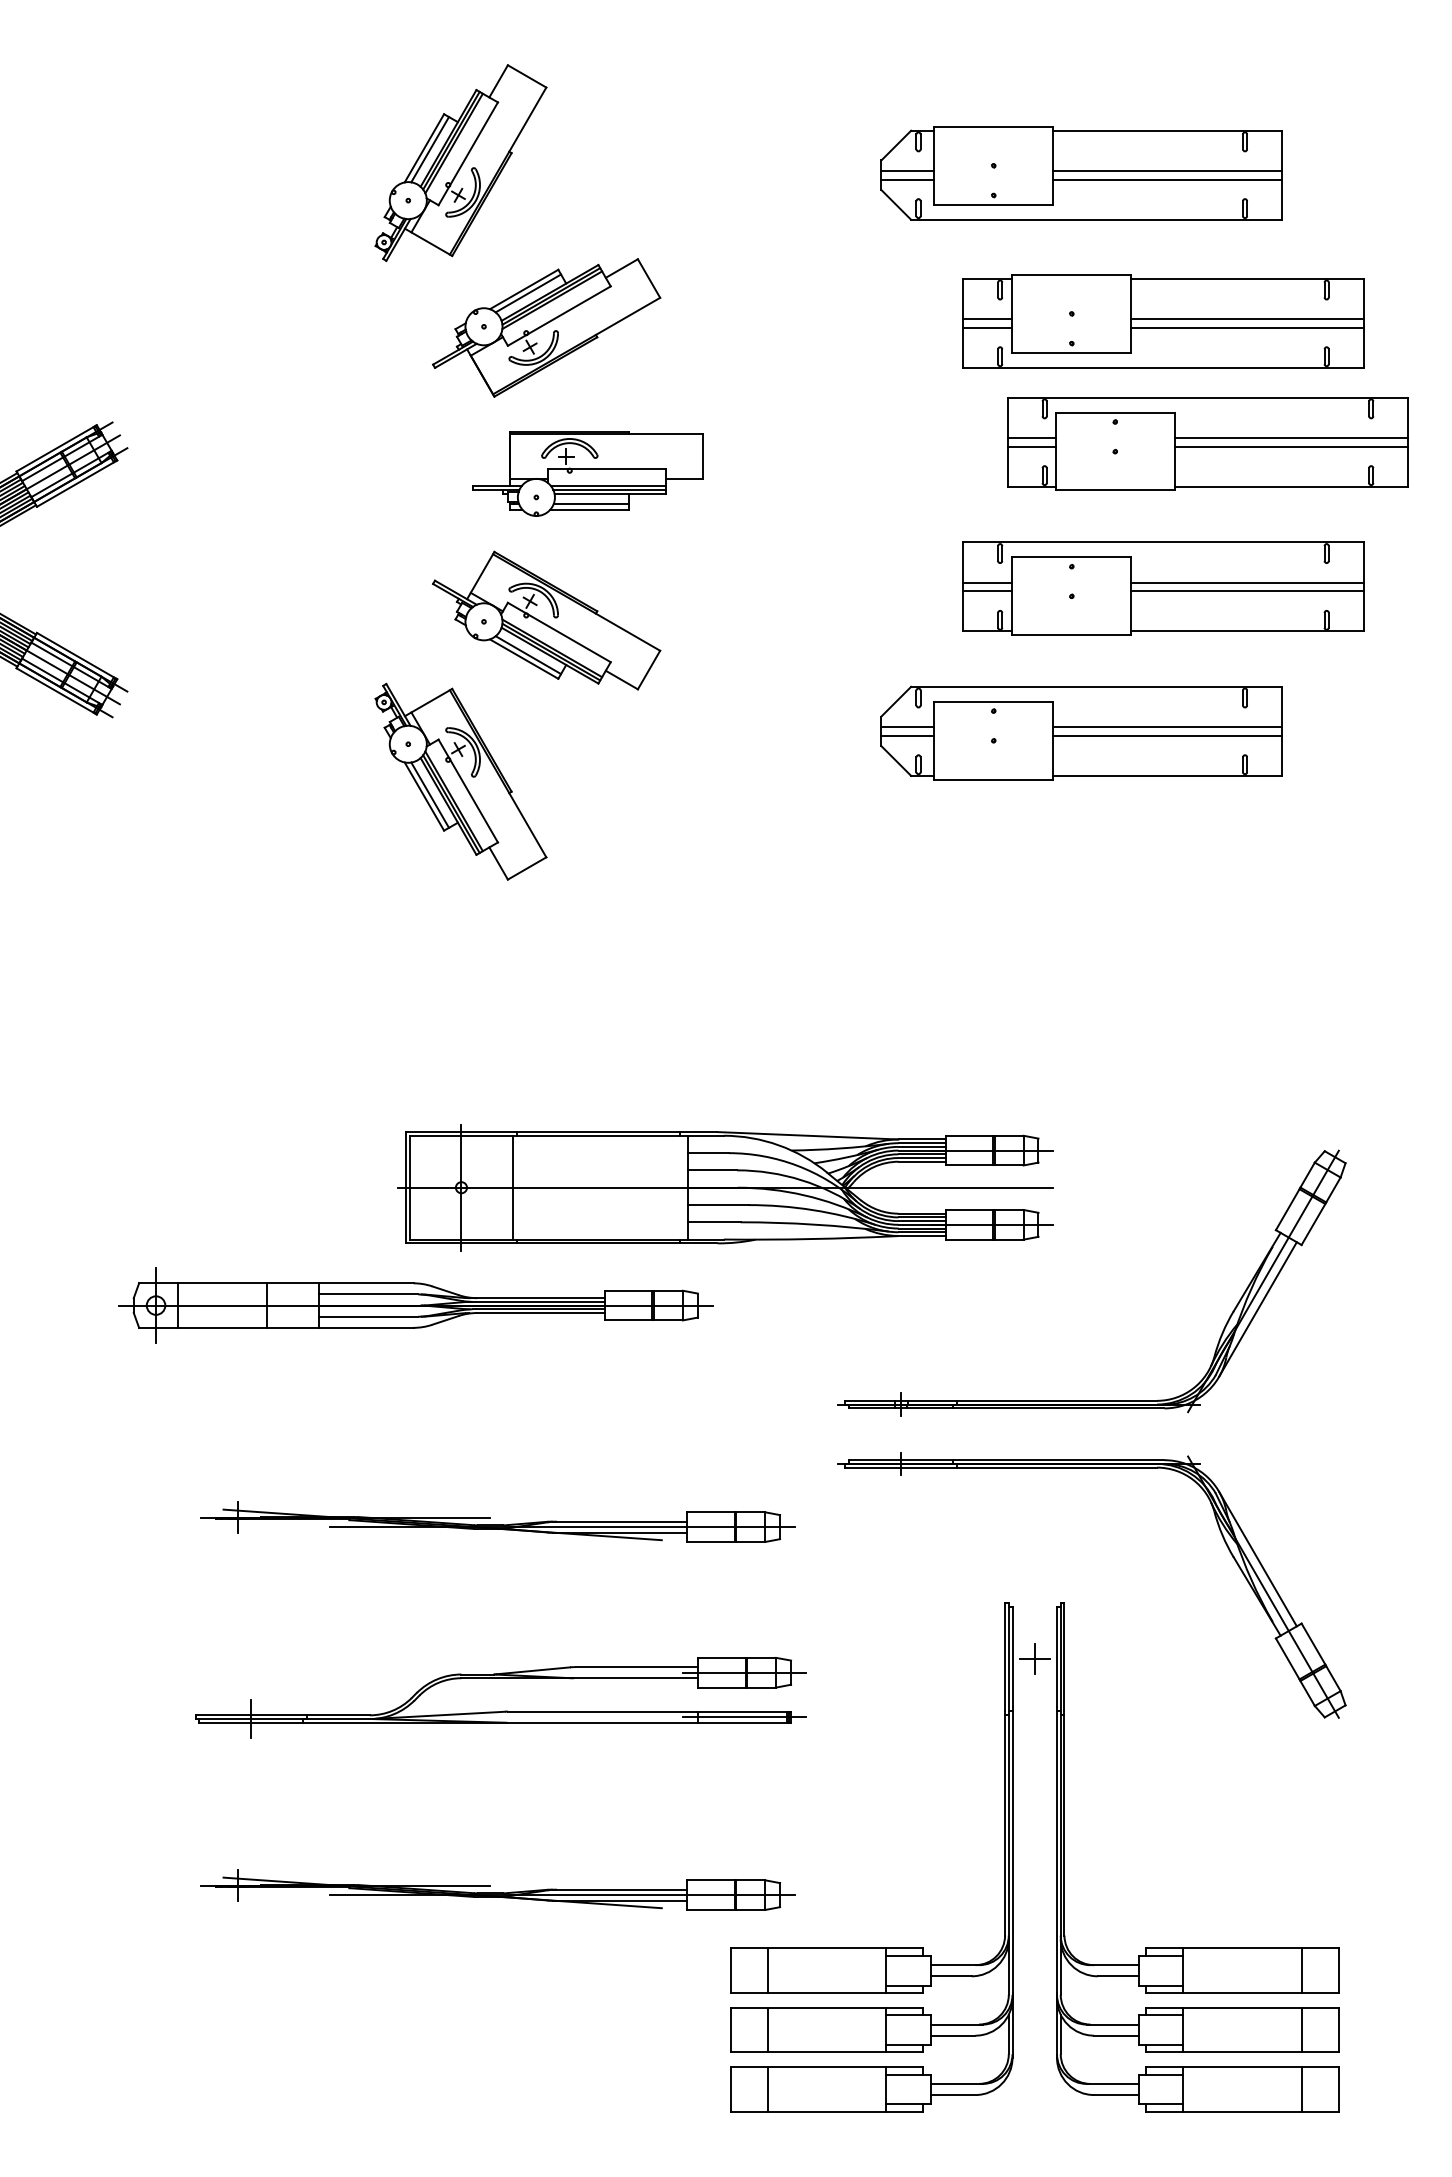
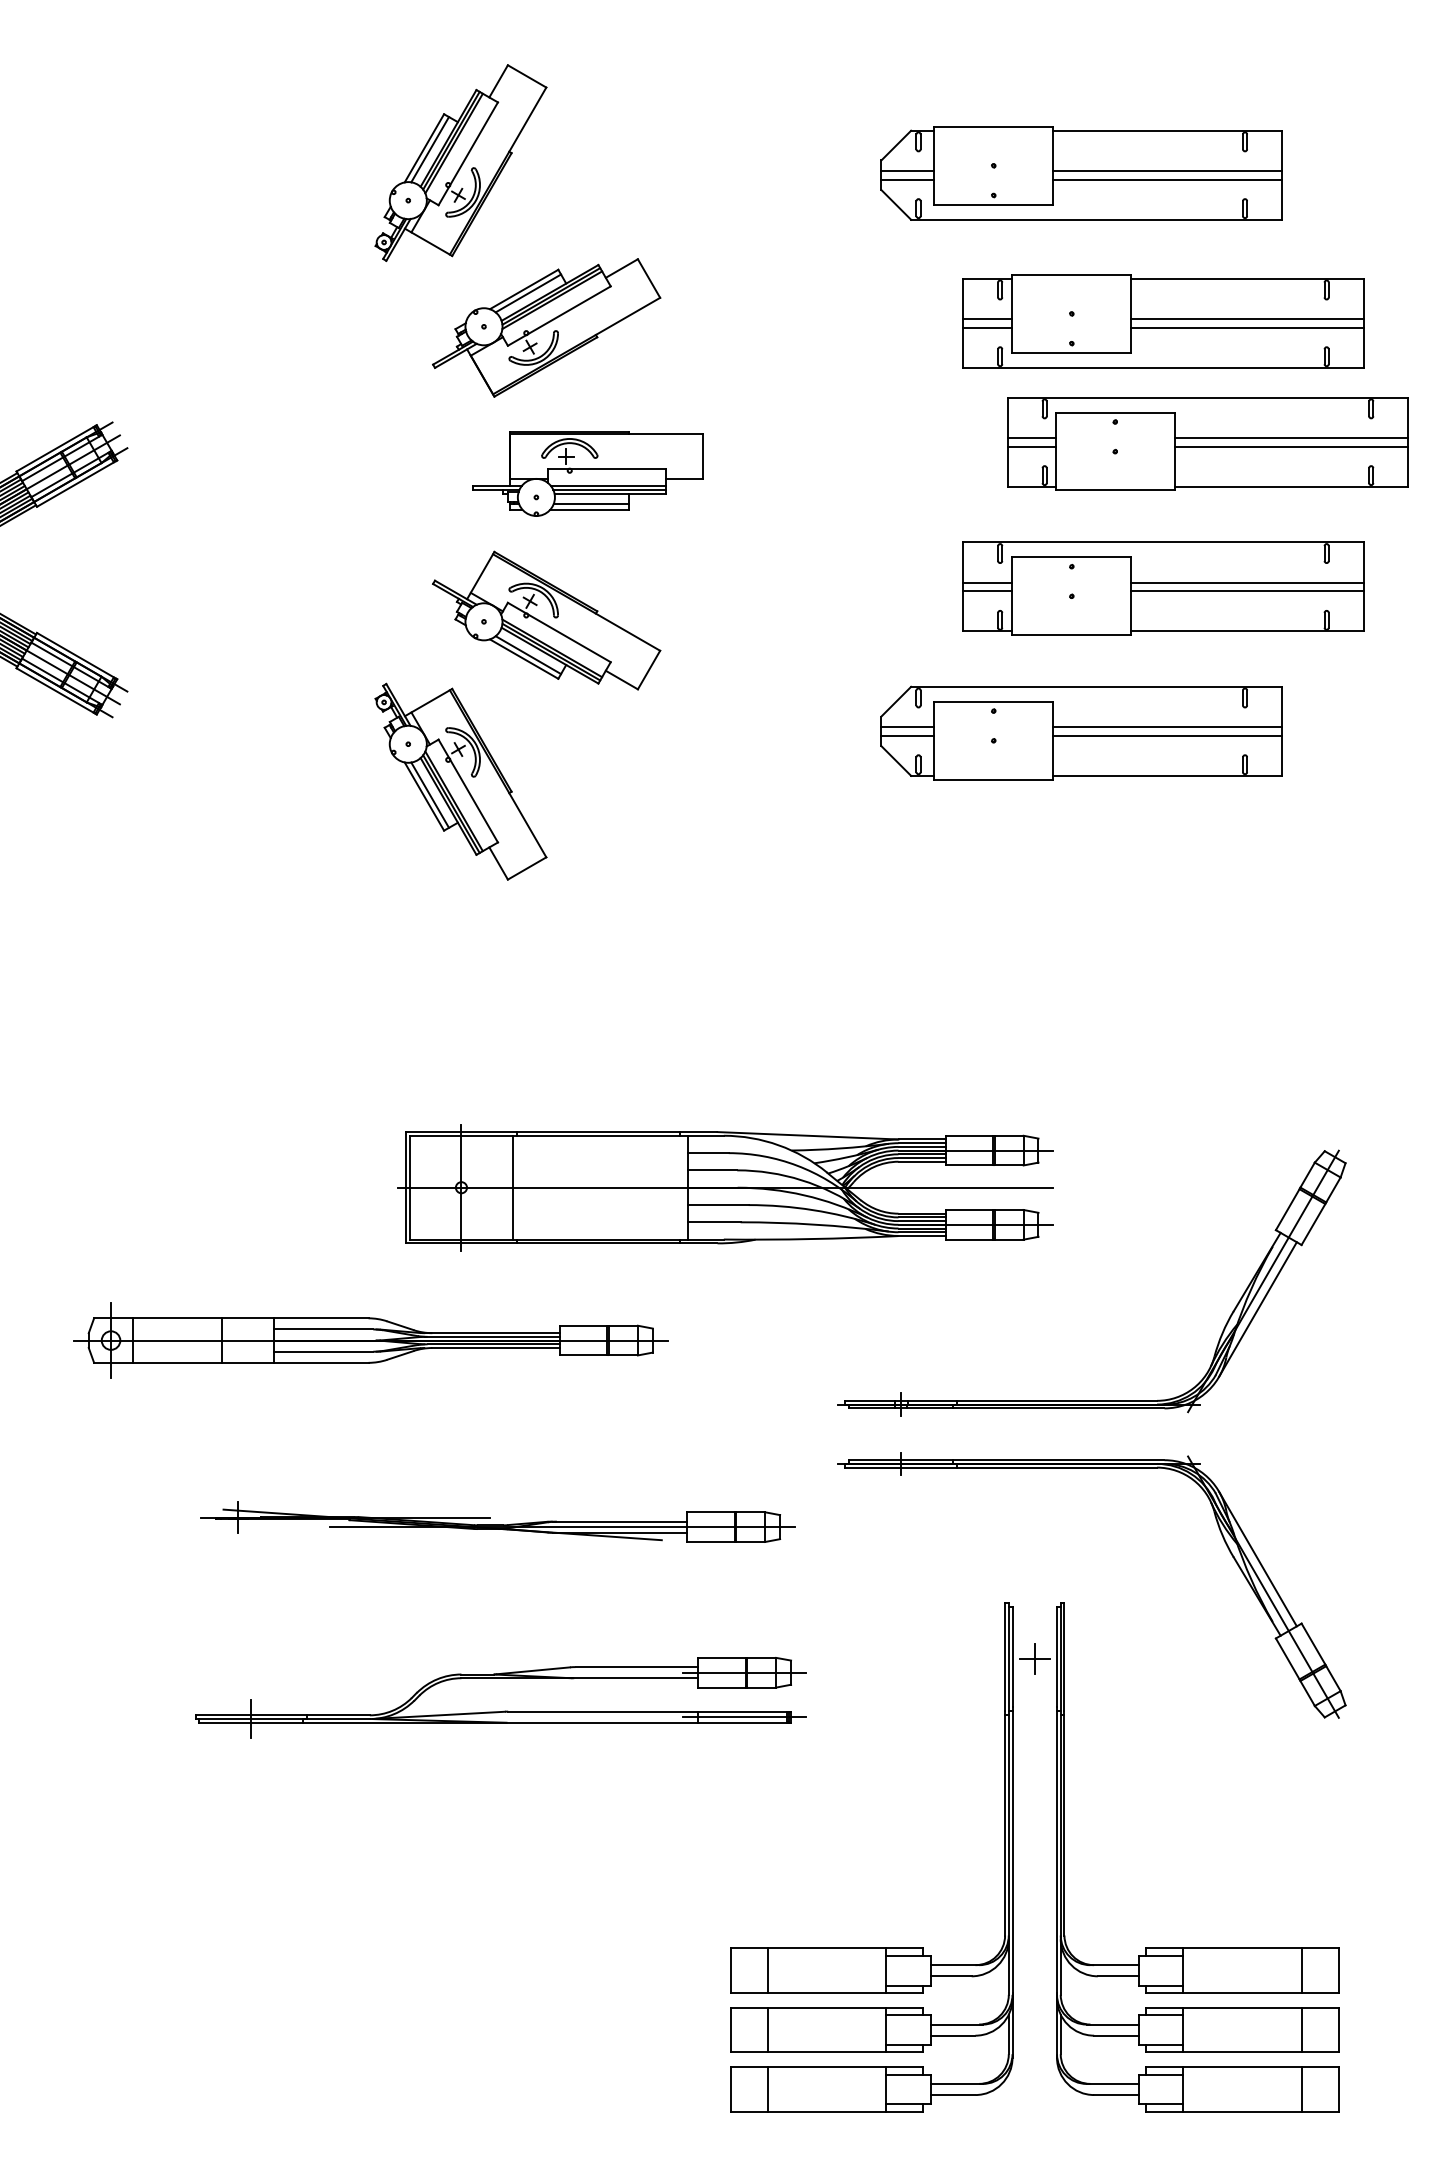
part position: (415, 1305) -> (370, 1340) (370, 1340)
part: present -> none (497, 1889)
